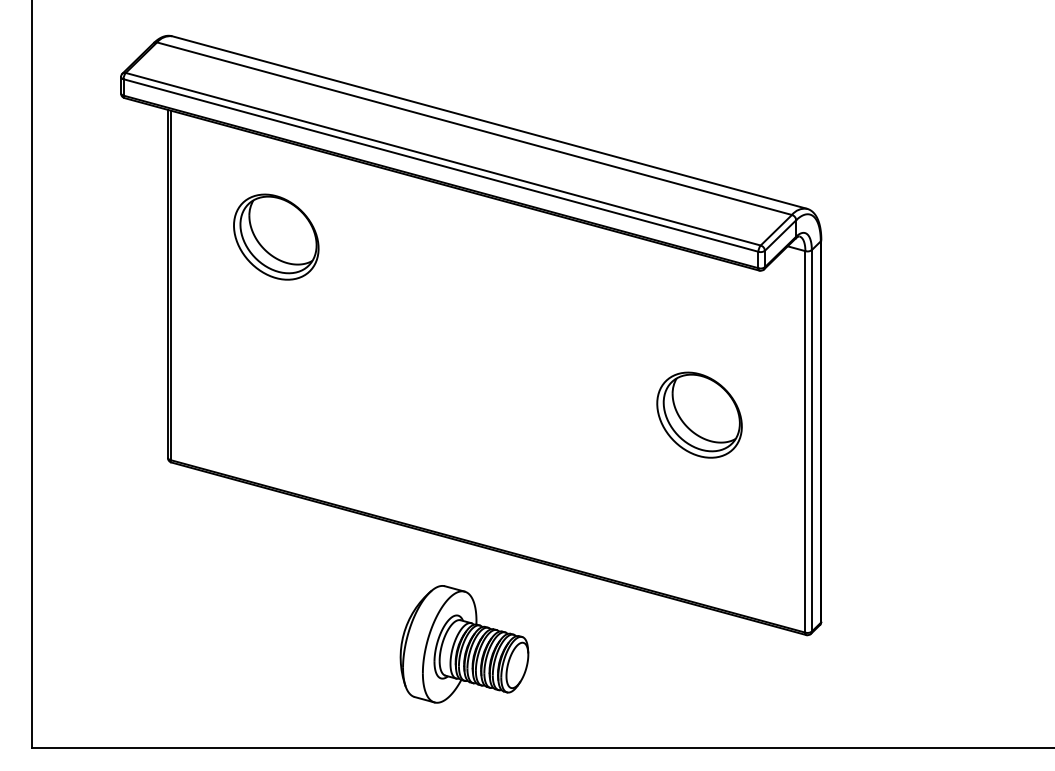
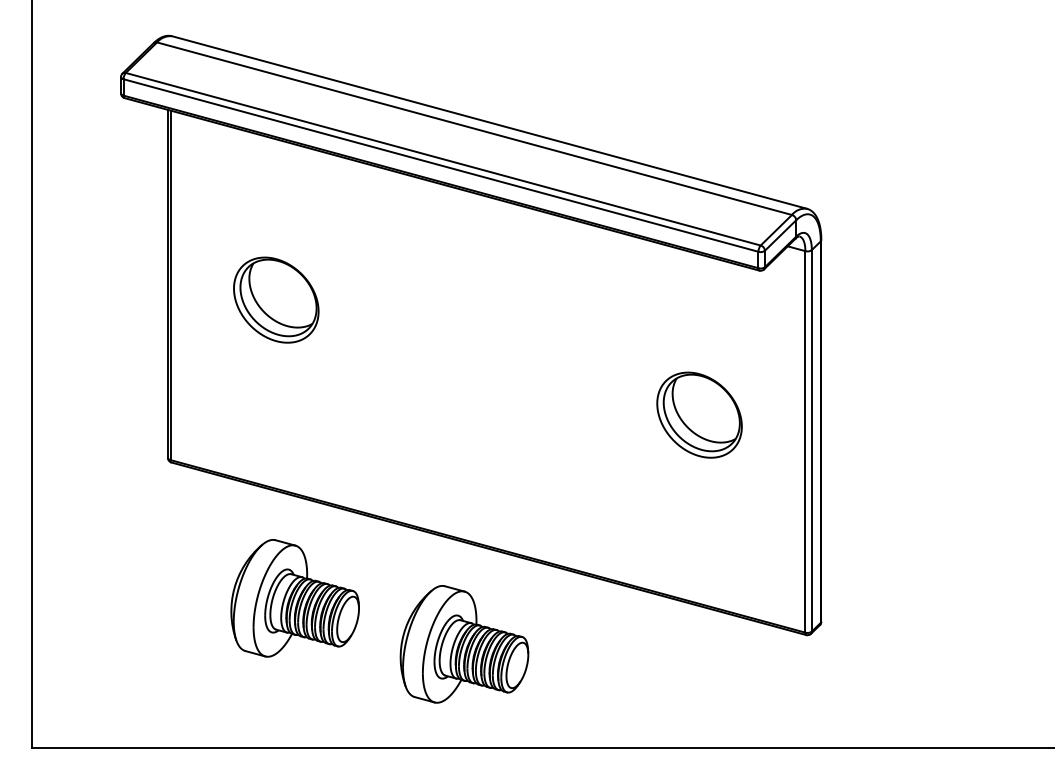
part position: (276, 236) -> (276, 299) (276, 299)
part: none -> present (294, 598)
